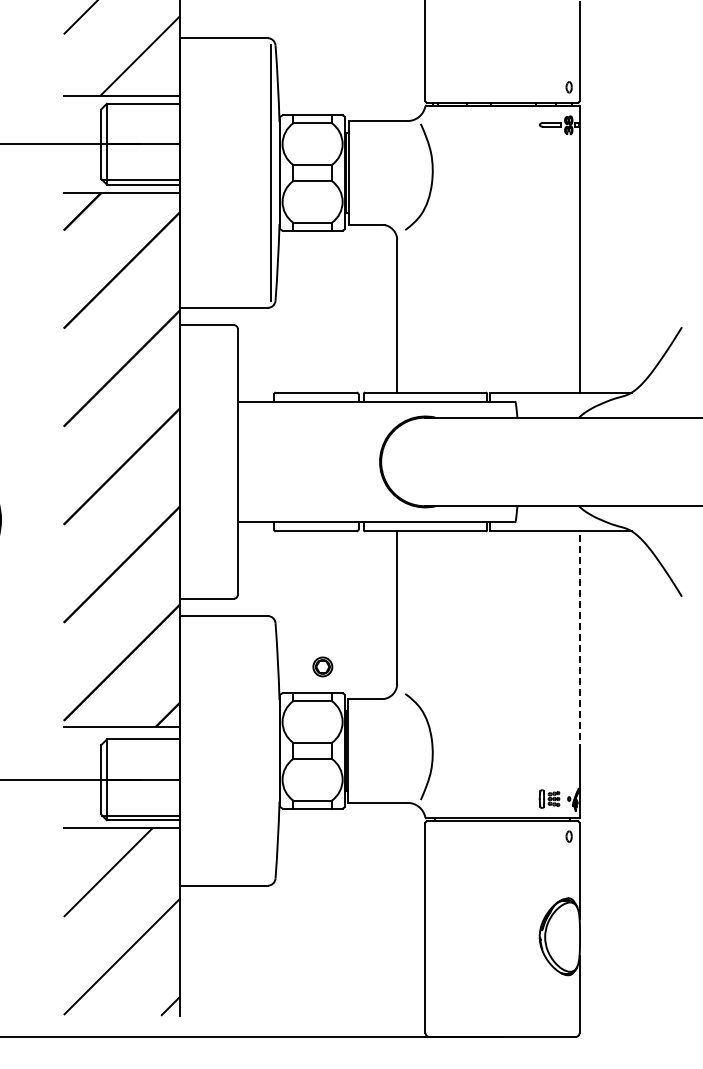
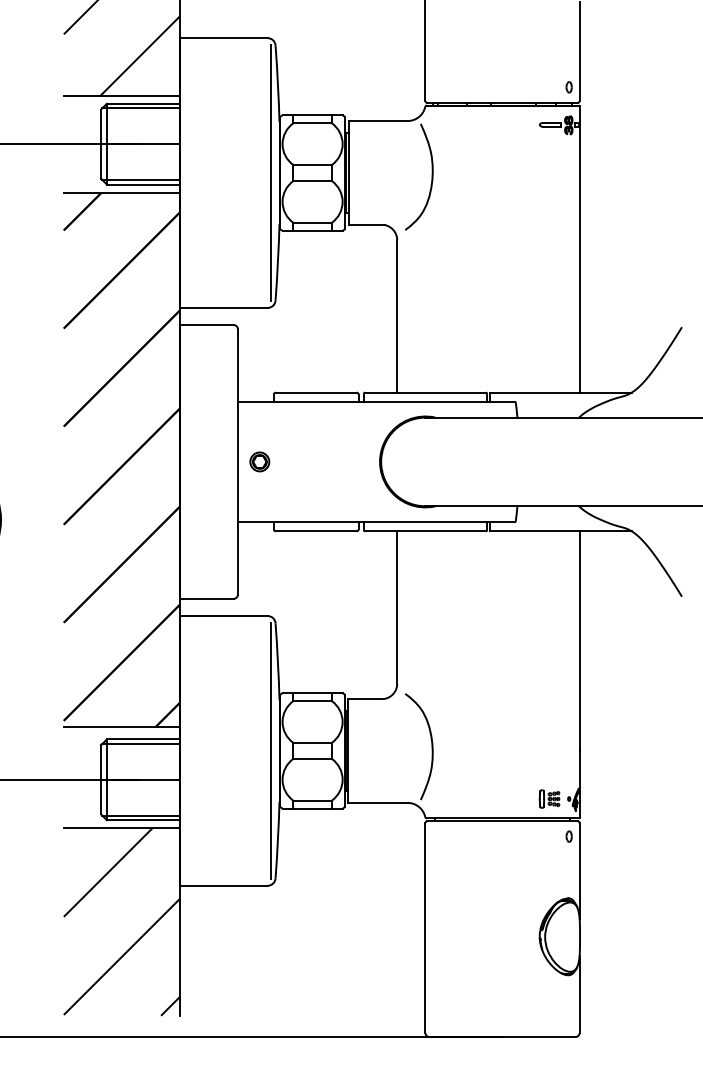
line: none -> present (141, 108)
line: dashed -> solid (579, 641)
part position: (322, 666) -> (259, 461) (259, 461)
line: none -> present (141, 744)
line: none -> present (271, 750)
